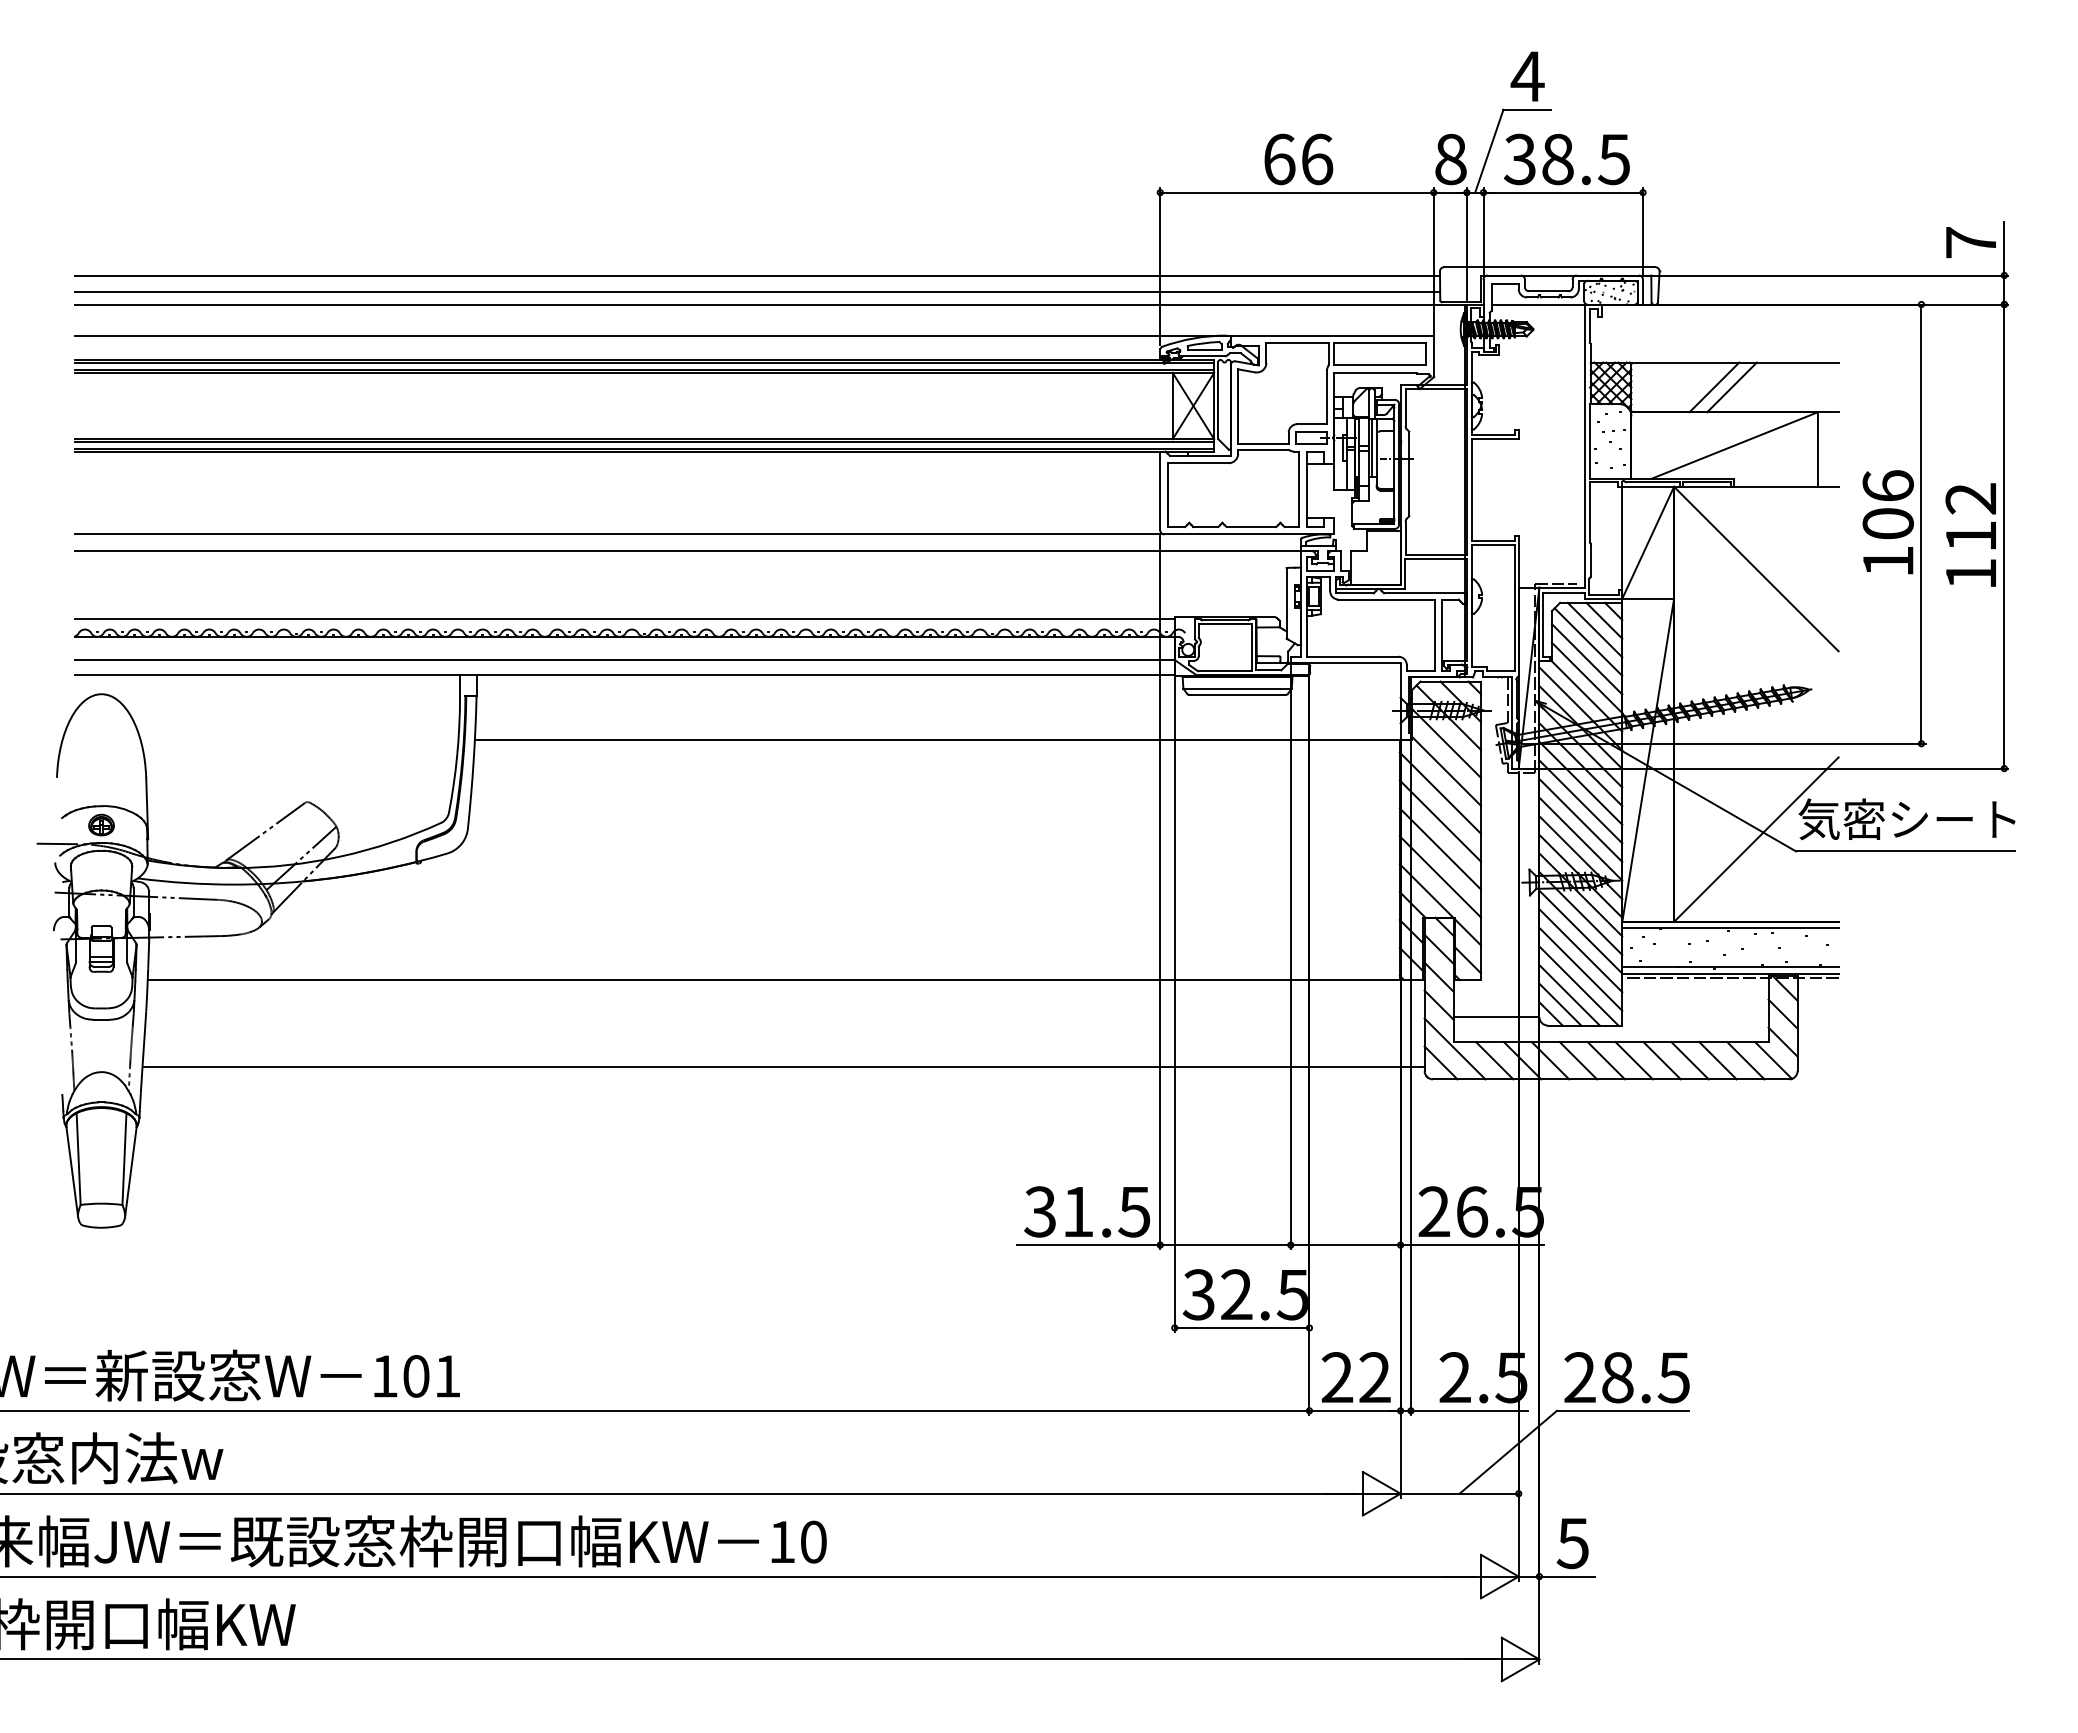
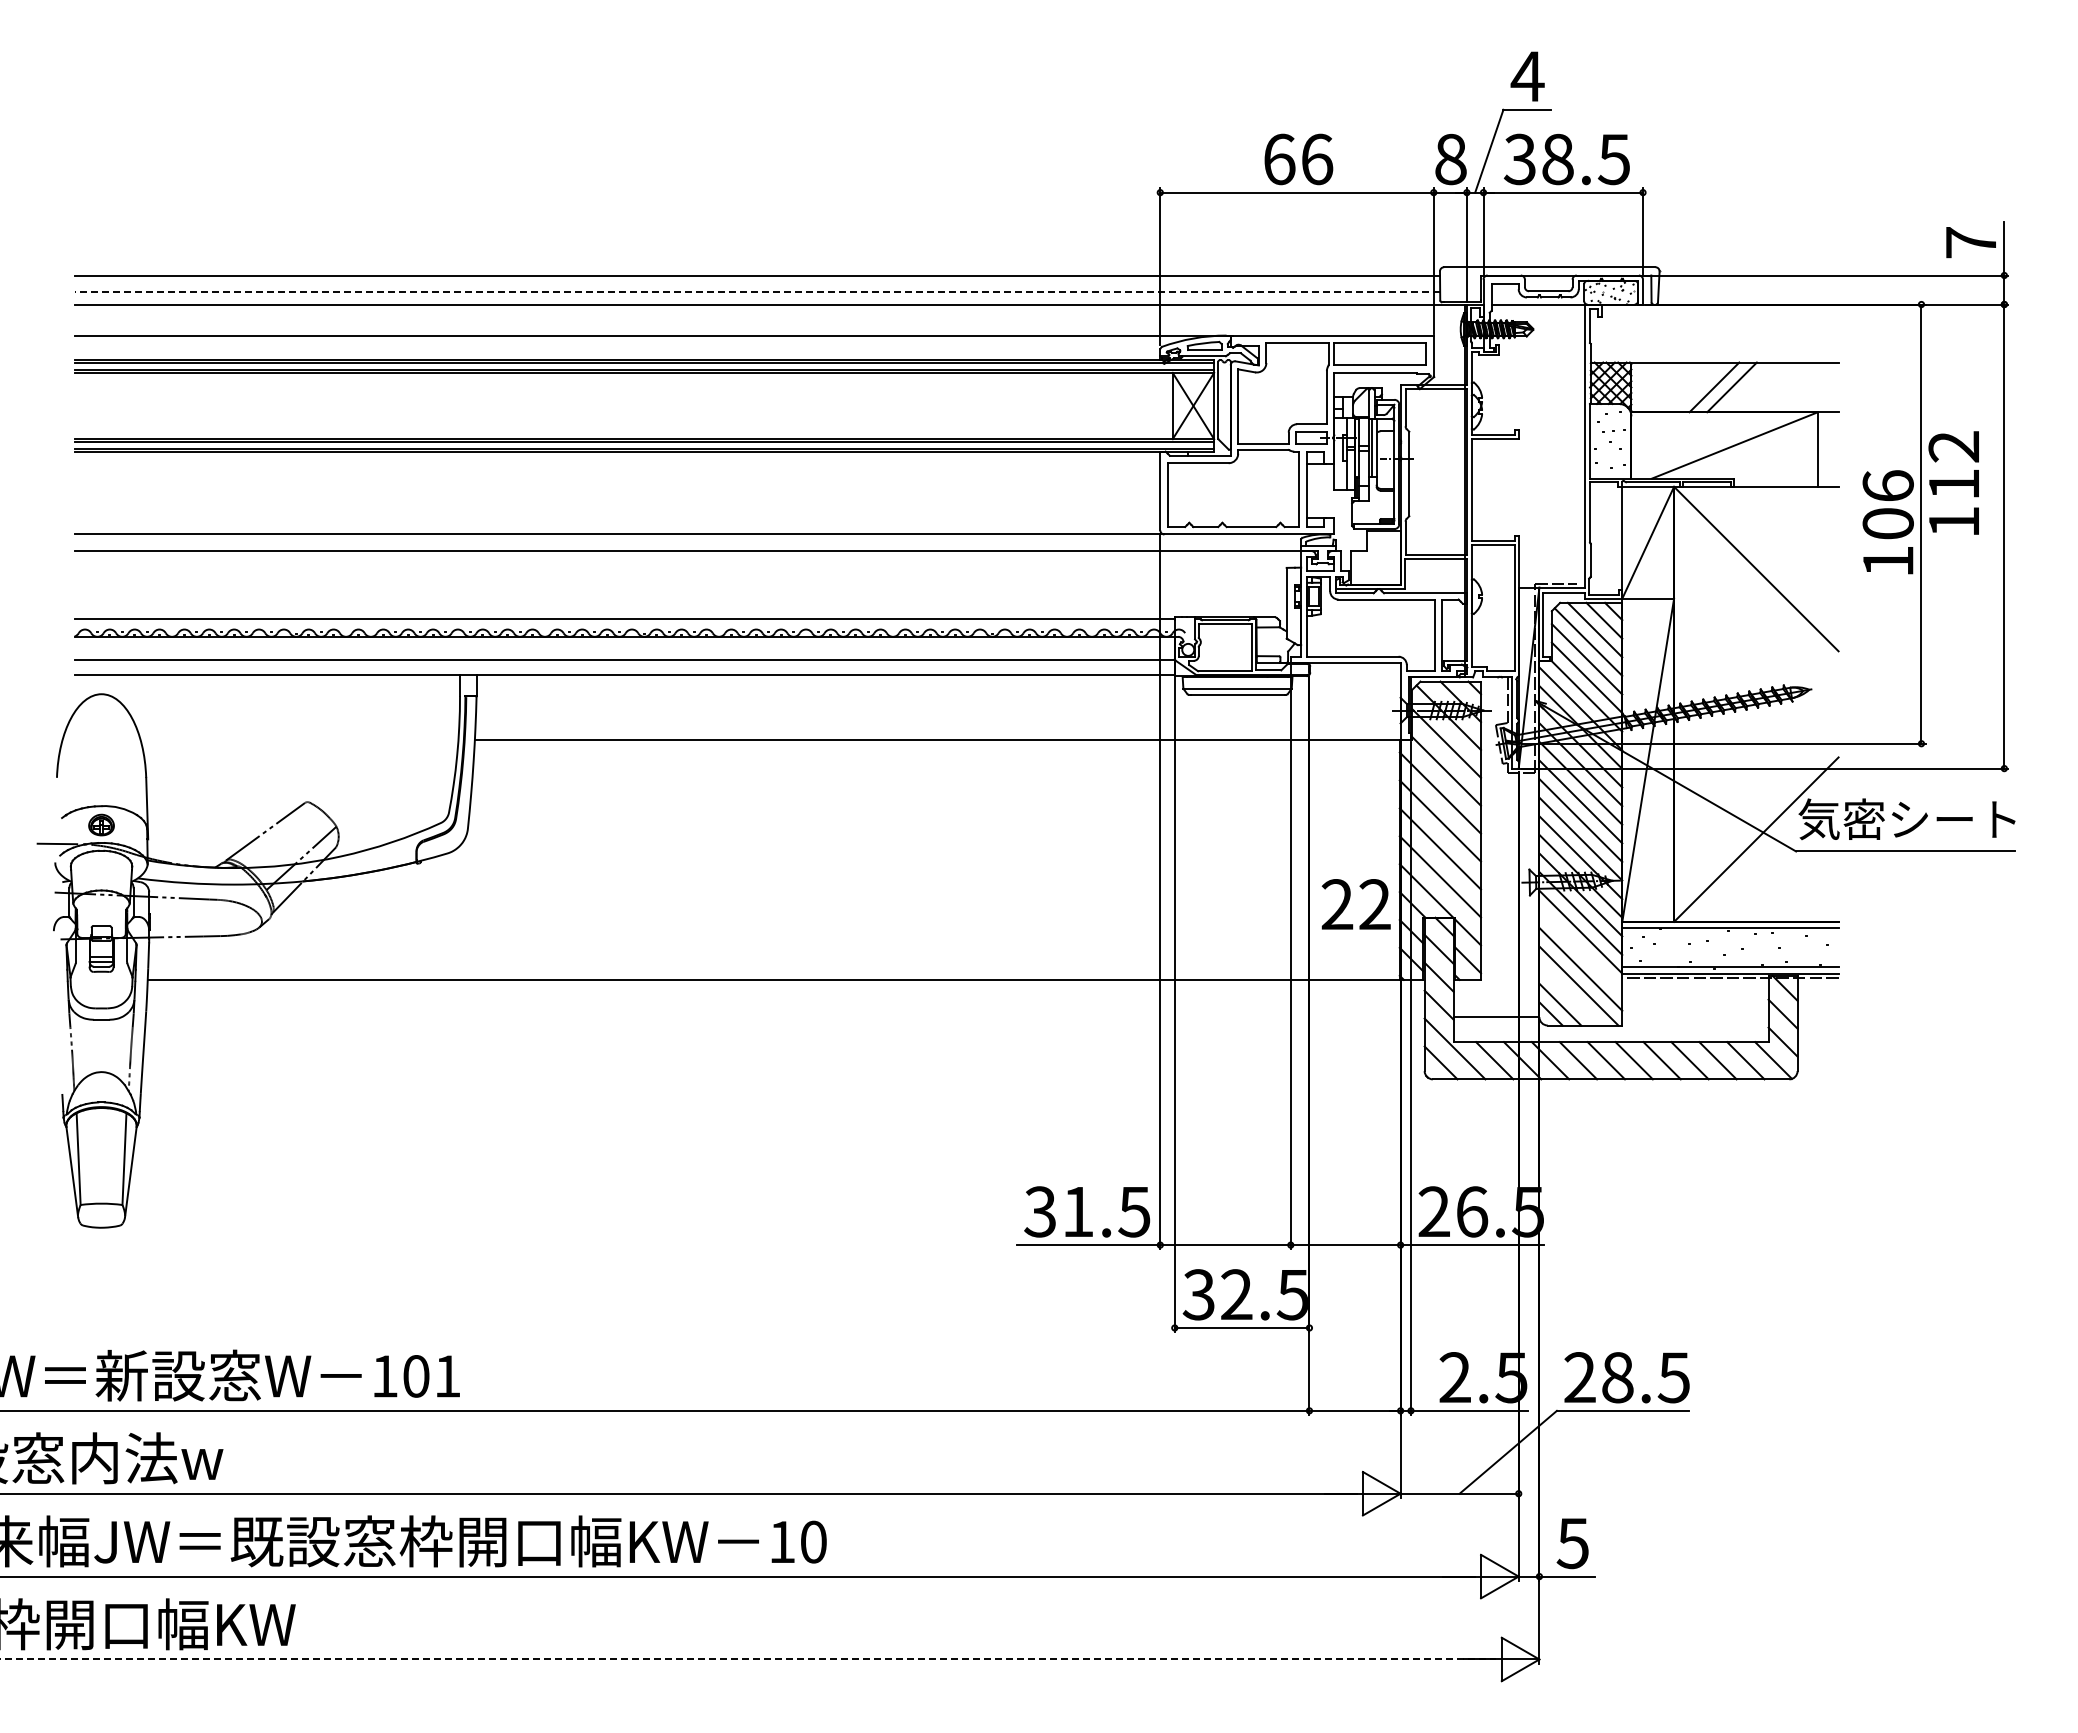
line: solid -> dashed (757, 292)
text position: (1970, 534) -> (1953, 482) (1953, 482)
line: present -> none (1580, 950)
line: present -> none (1569, 995)
line: present -> none (783, 1066)
text position: (1355, 1377) -> (1355, 904) (1355, 904)
line: solid -> dashed (748, 1659)
